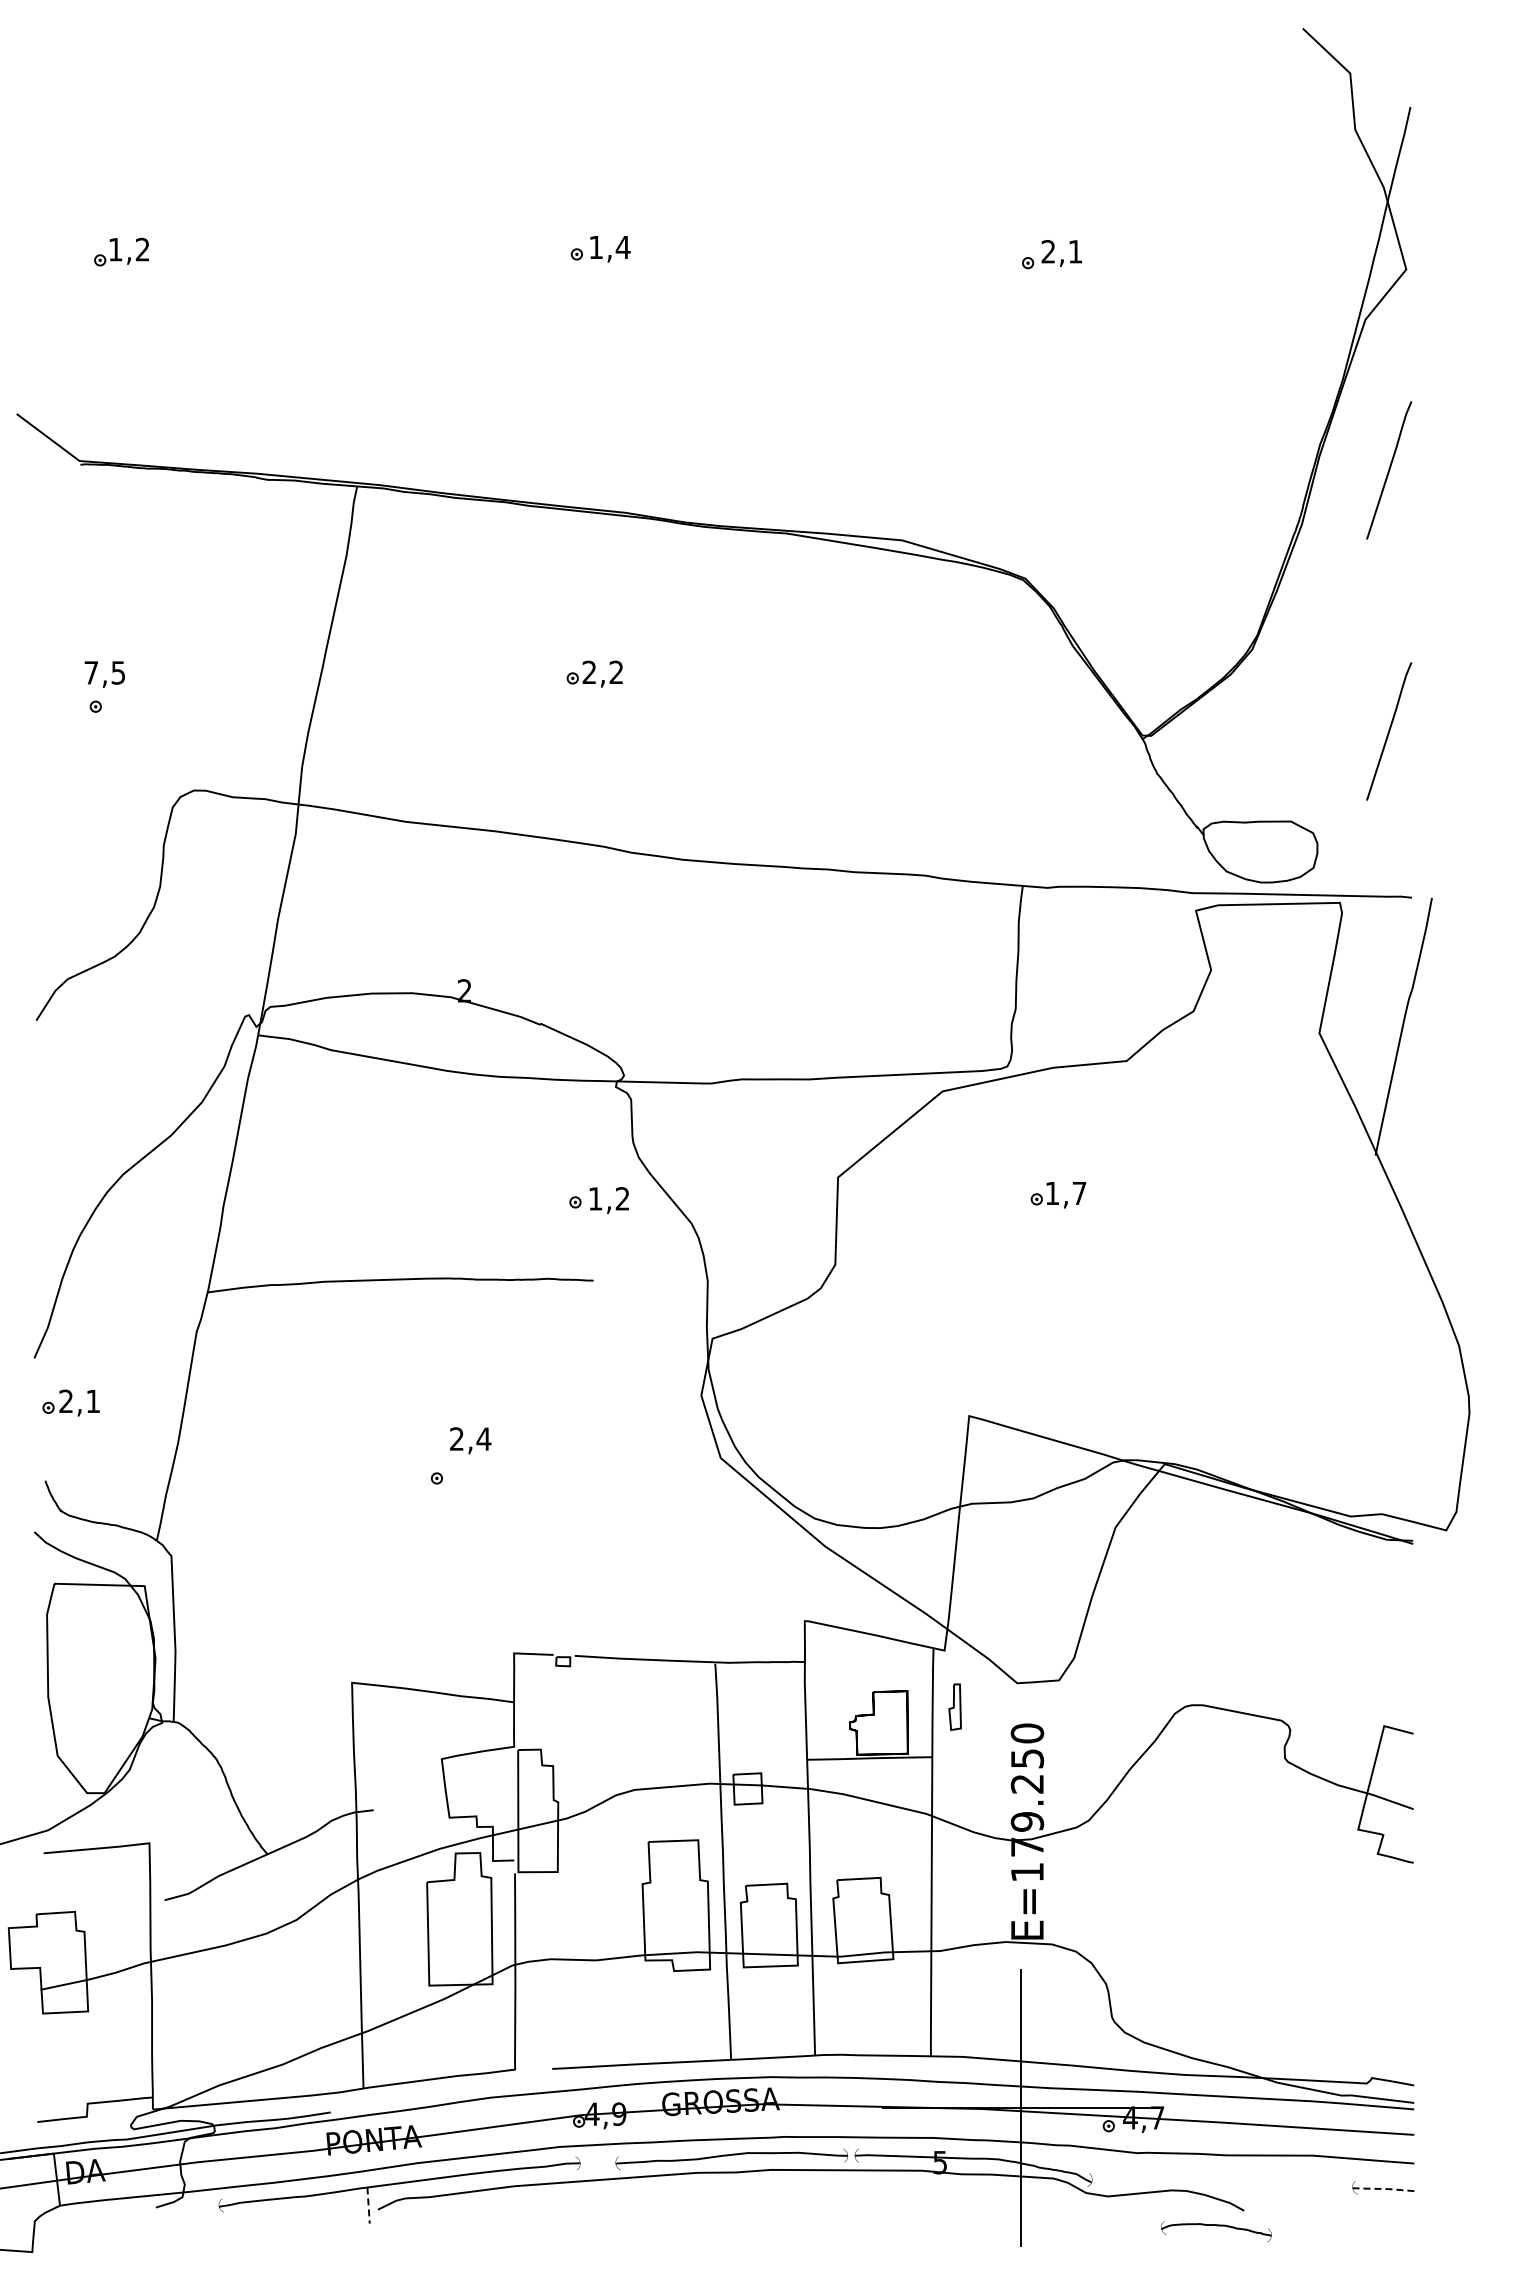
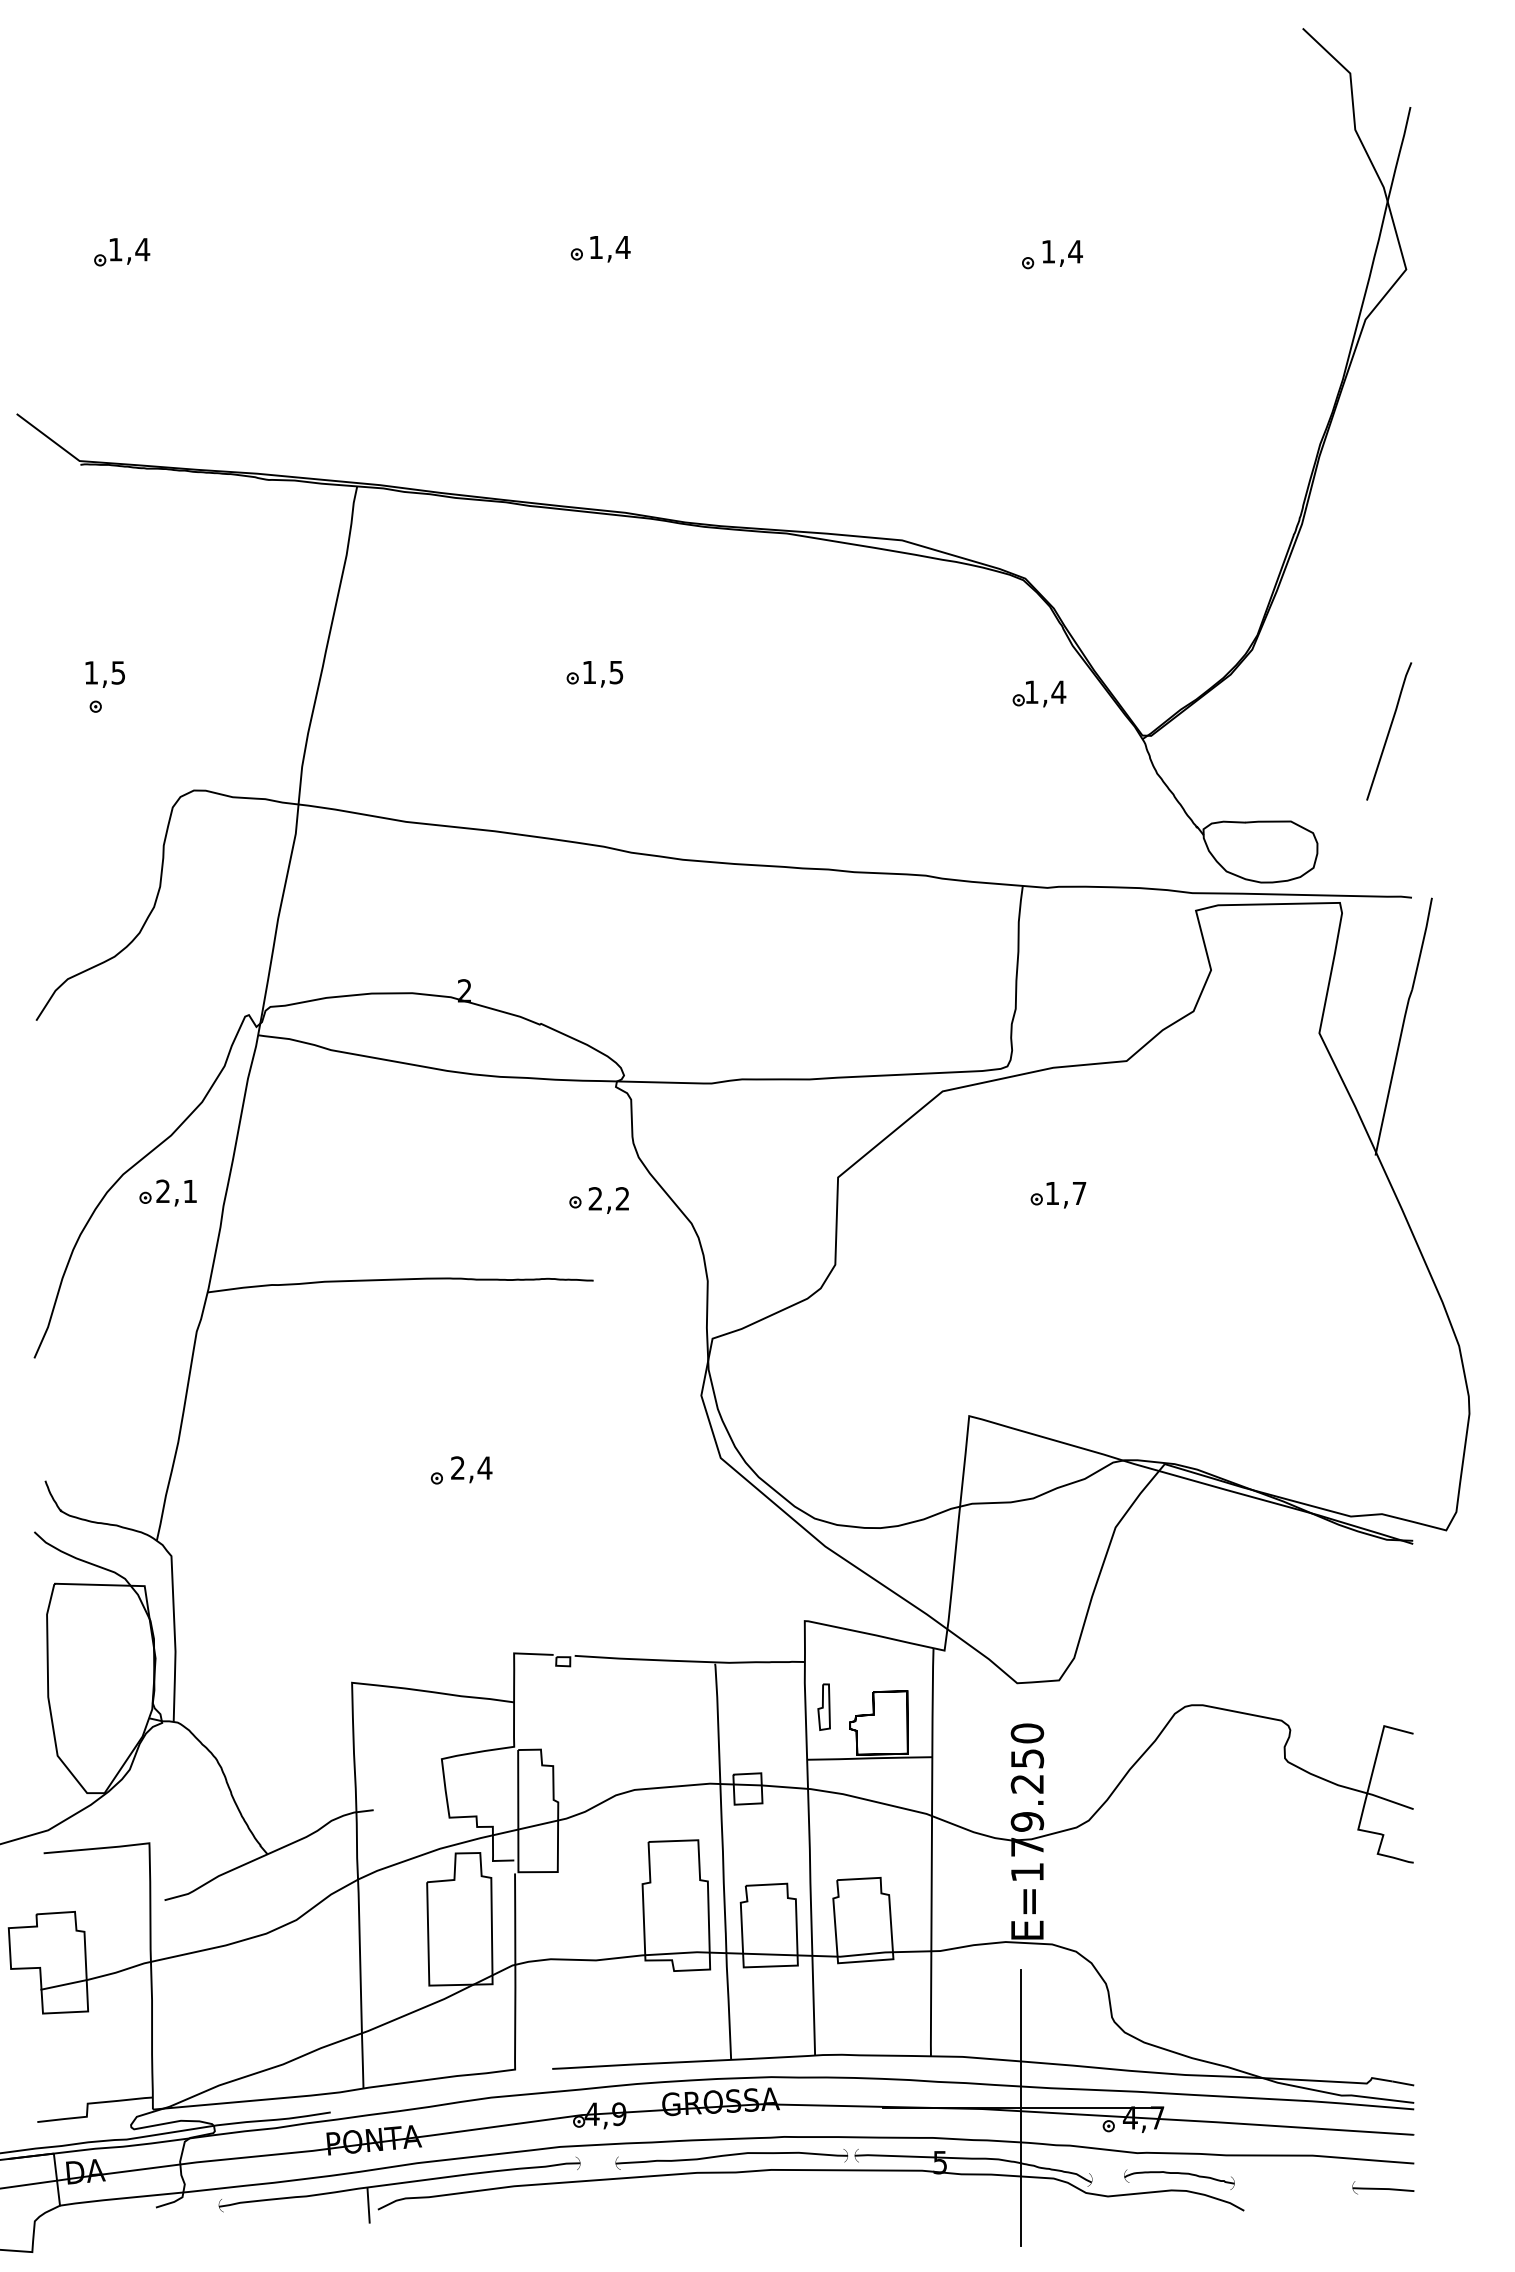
text: 1,2 -> 1,4 (142, 249)
text: 2,1 -> 1,4 (1062, 251)
line: present -> none (1389, 470)
text: 7,5 -> 1,5 (90, 672)
text: 2,2 -> 1,5 (602, 672)
part: none -> present (1039, 693)
text: 1,2 -> 2,2 (595, 1198)
part position: (70, 1402) -> (167, 1192) (167, 1192)
text position: (470, 1440) -> (471, 1469) (471, 1469)
part position: (954, 1706) -> (823, 1706) (823, 1706)
line: dashed -> solid (1383, 2188)
line: dashed -> solid (368, 2206)
part position: (1216, 2231) -> (1179, 2179) (1179, 2179)
